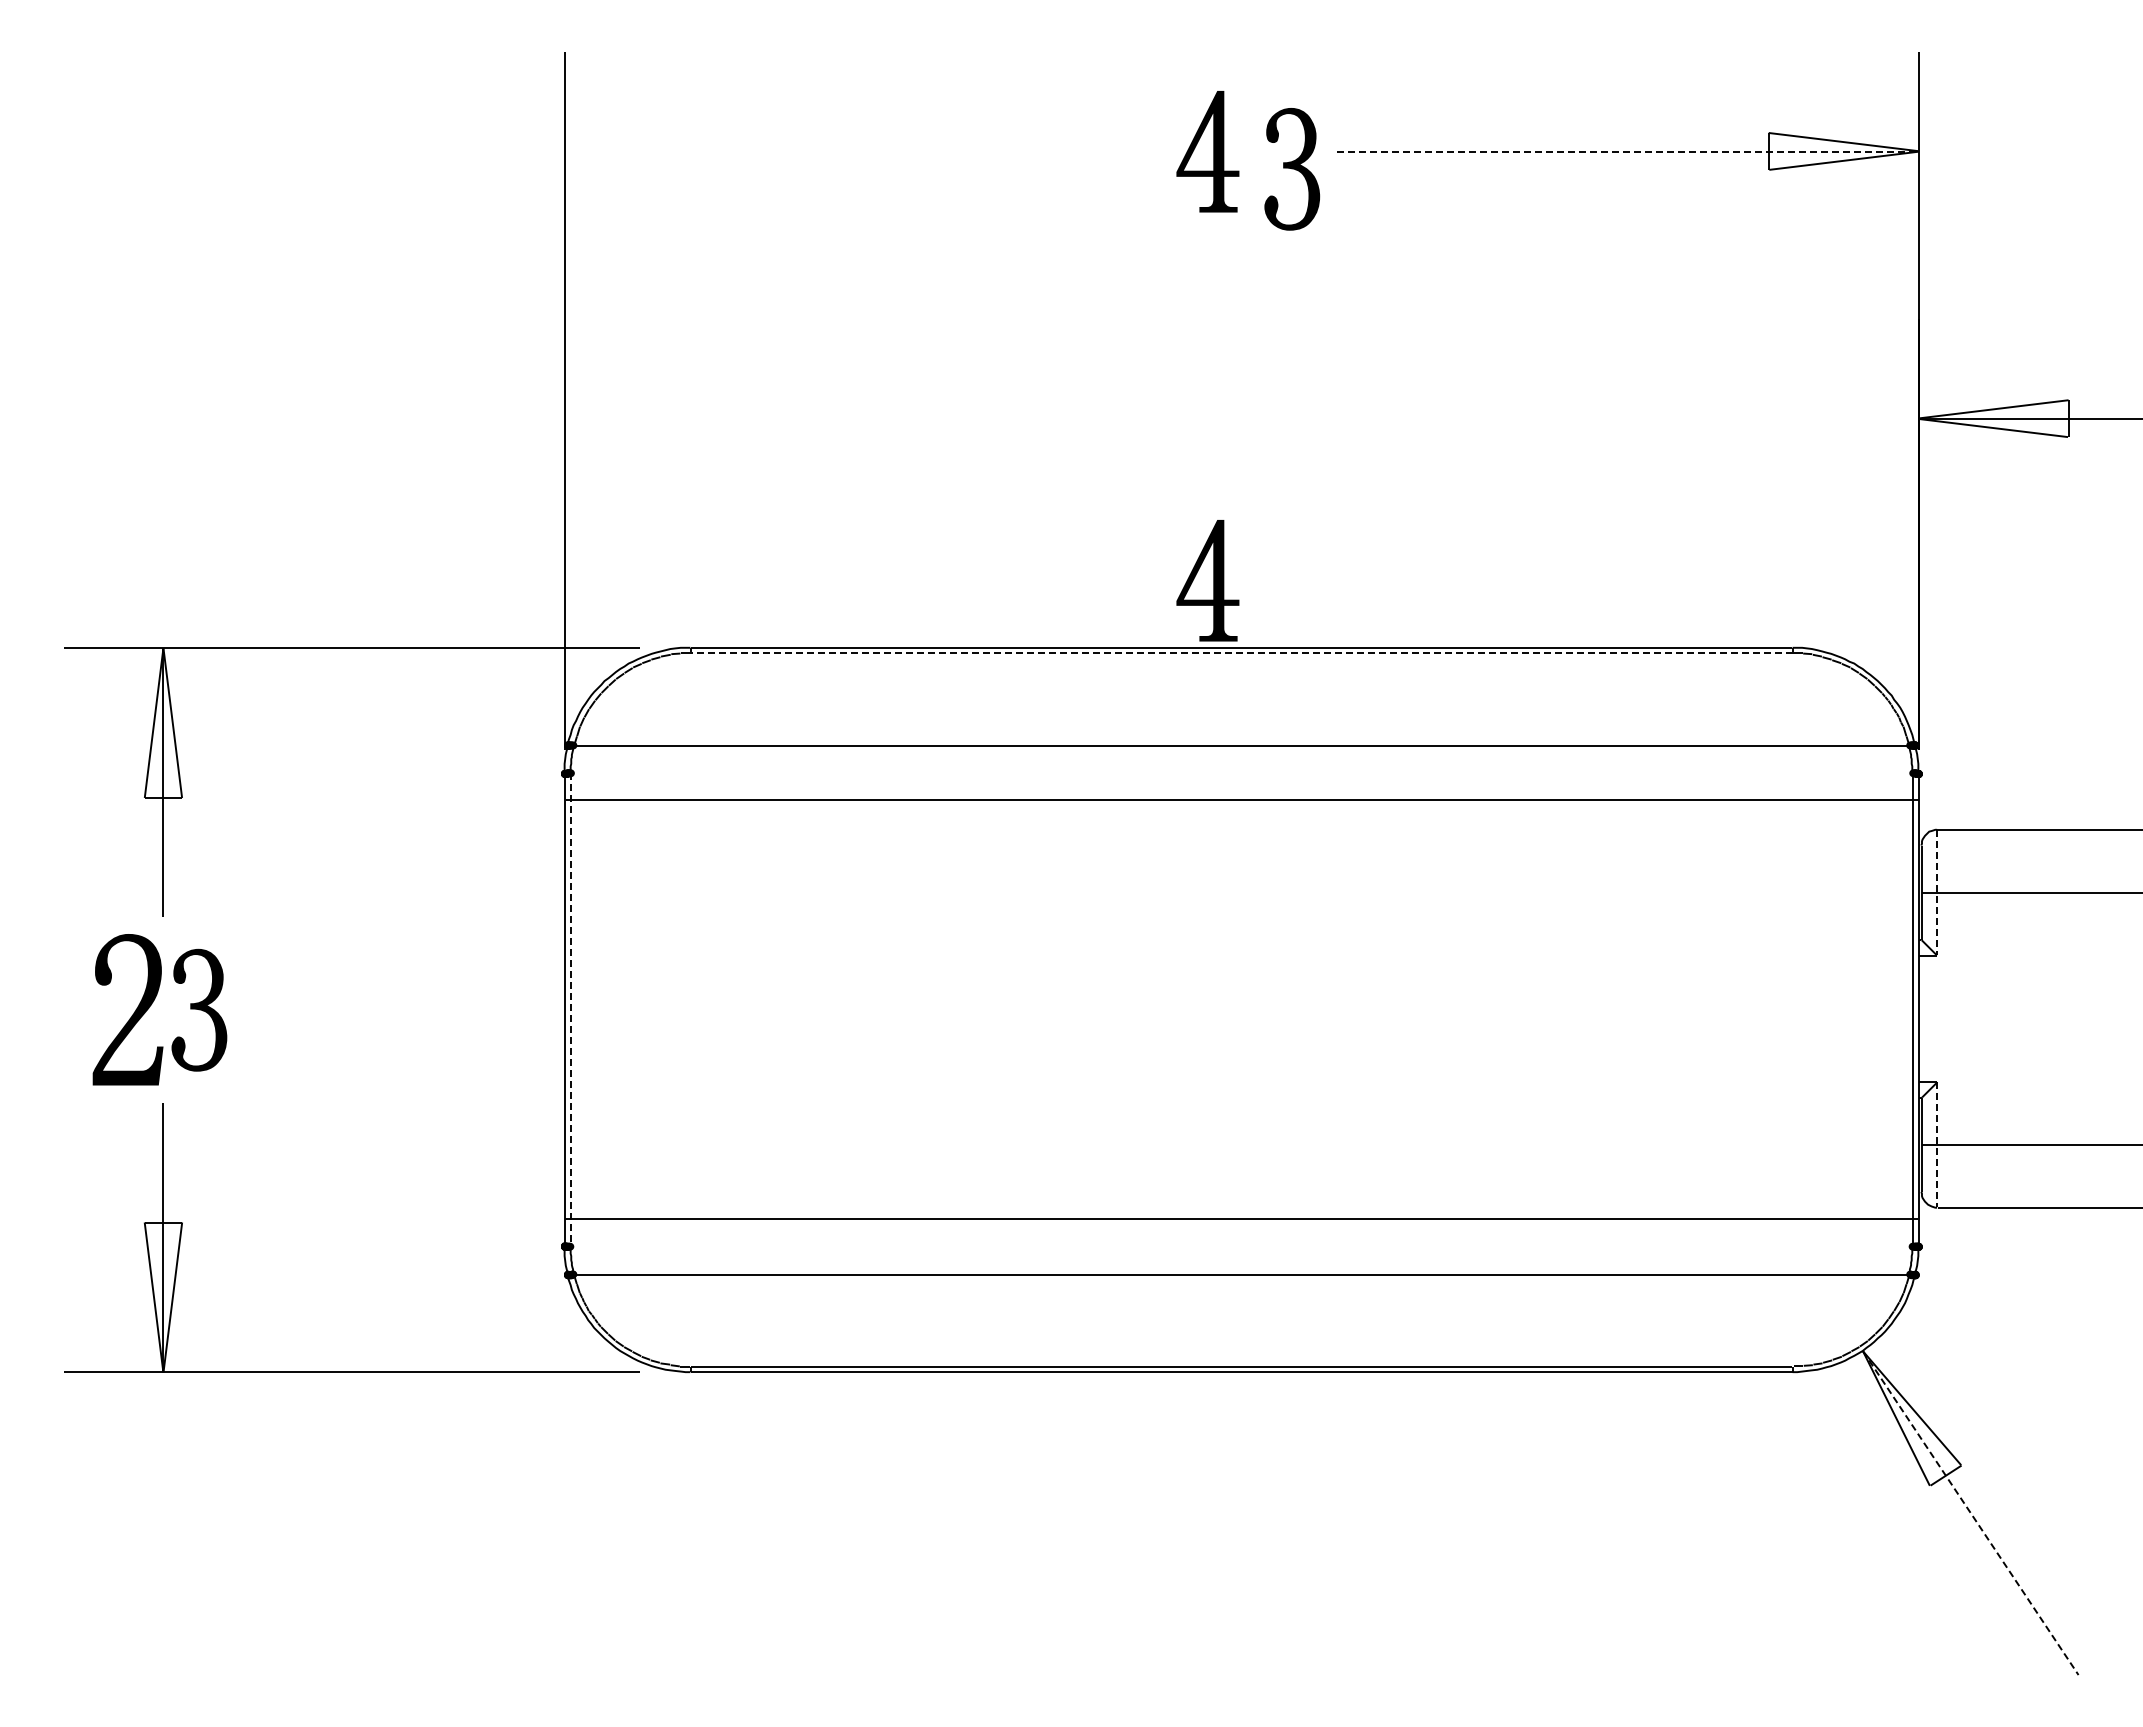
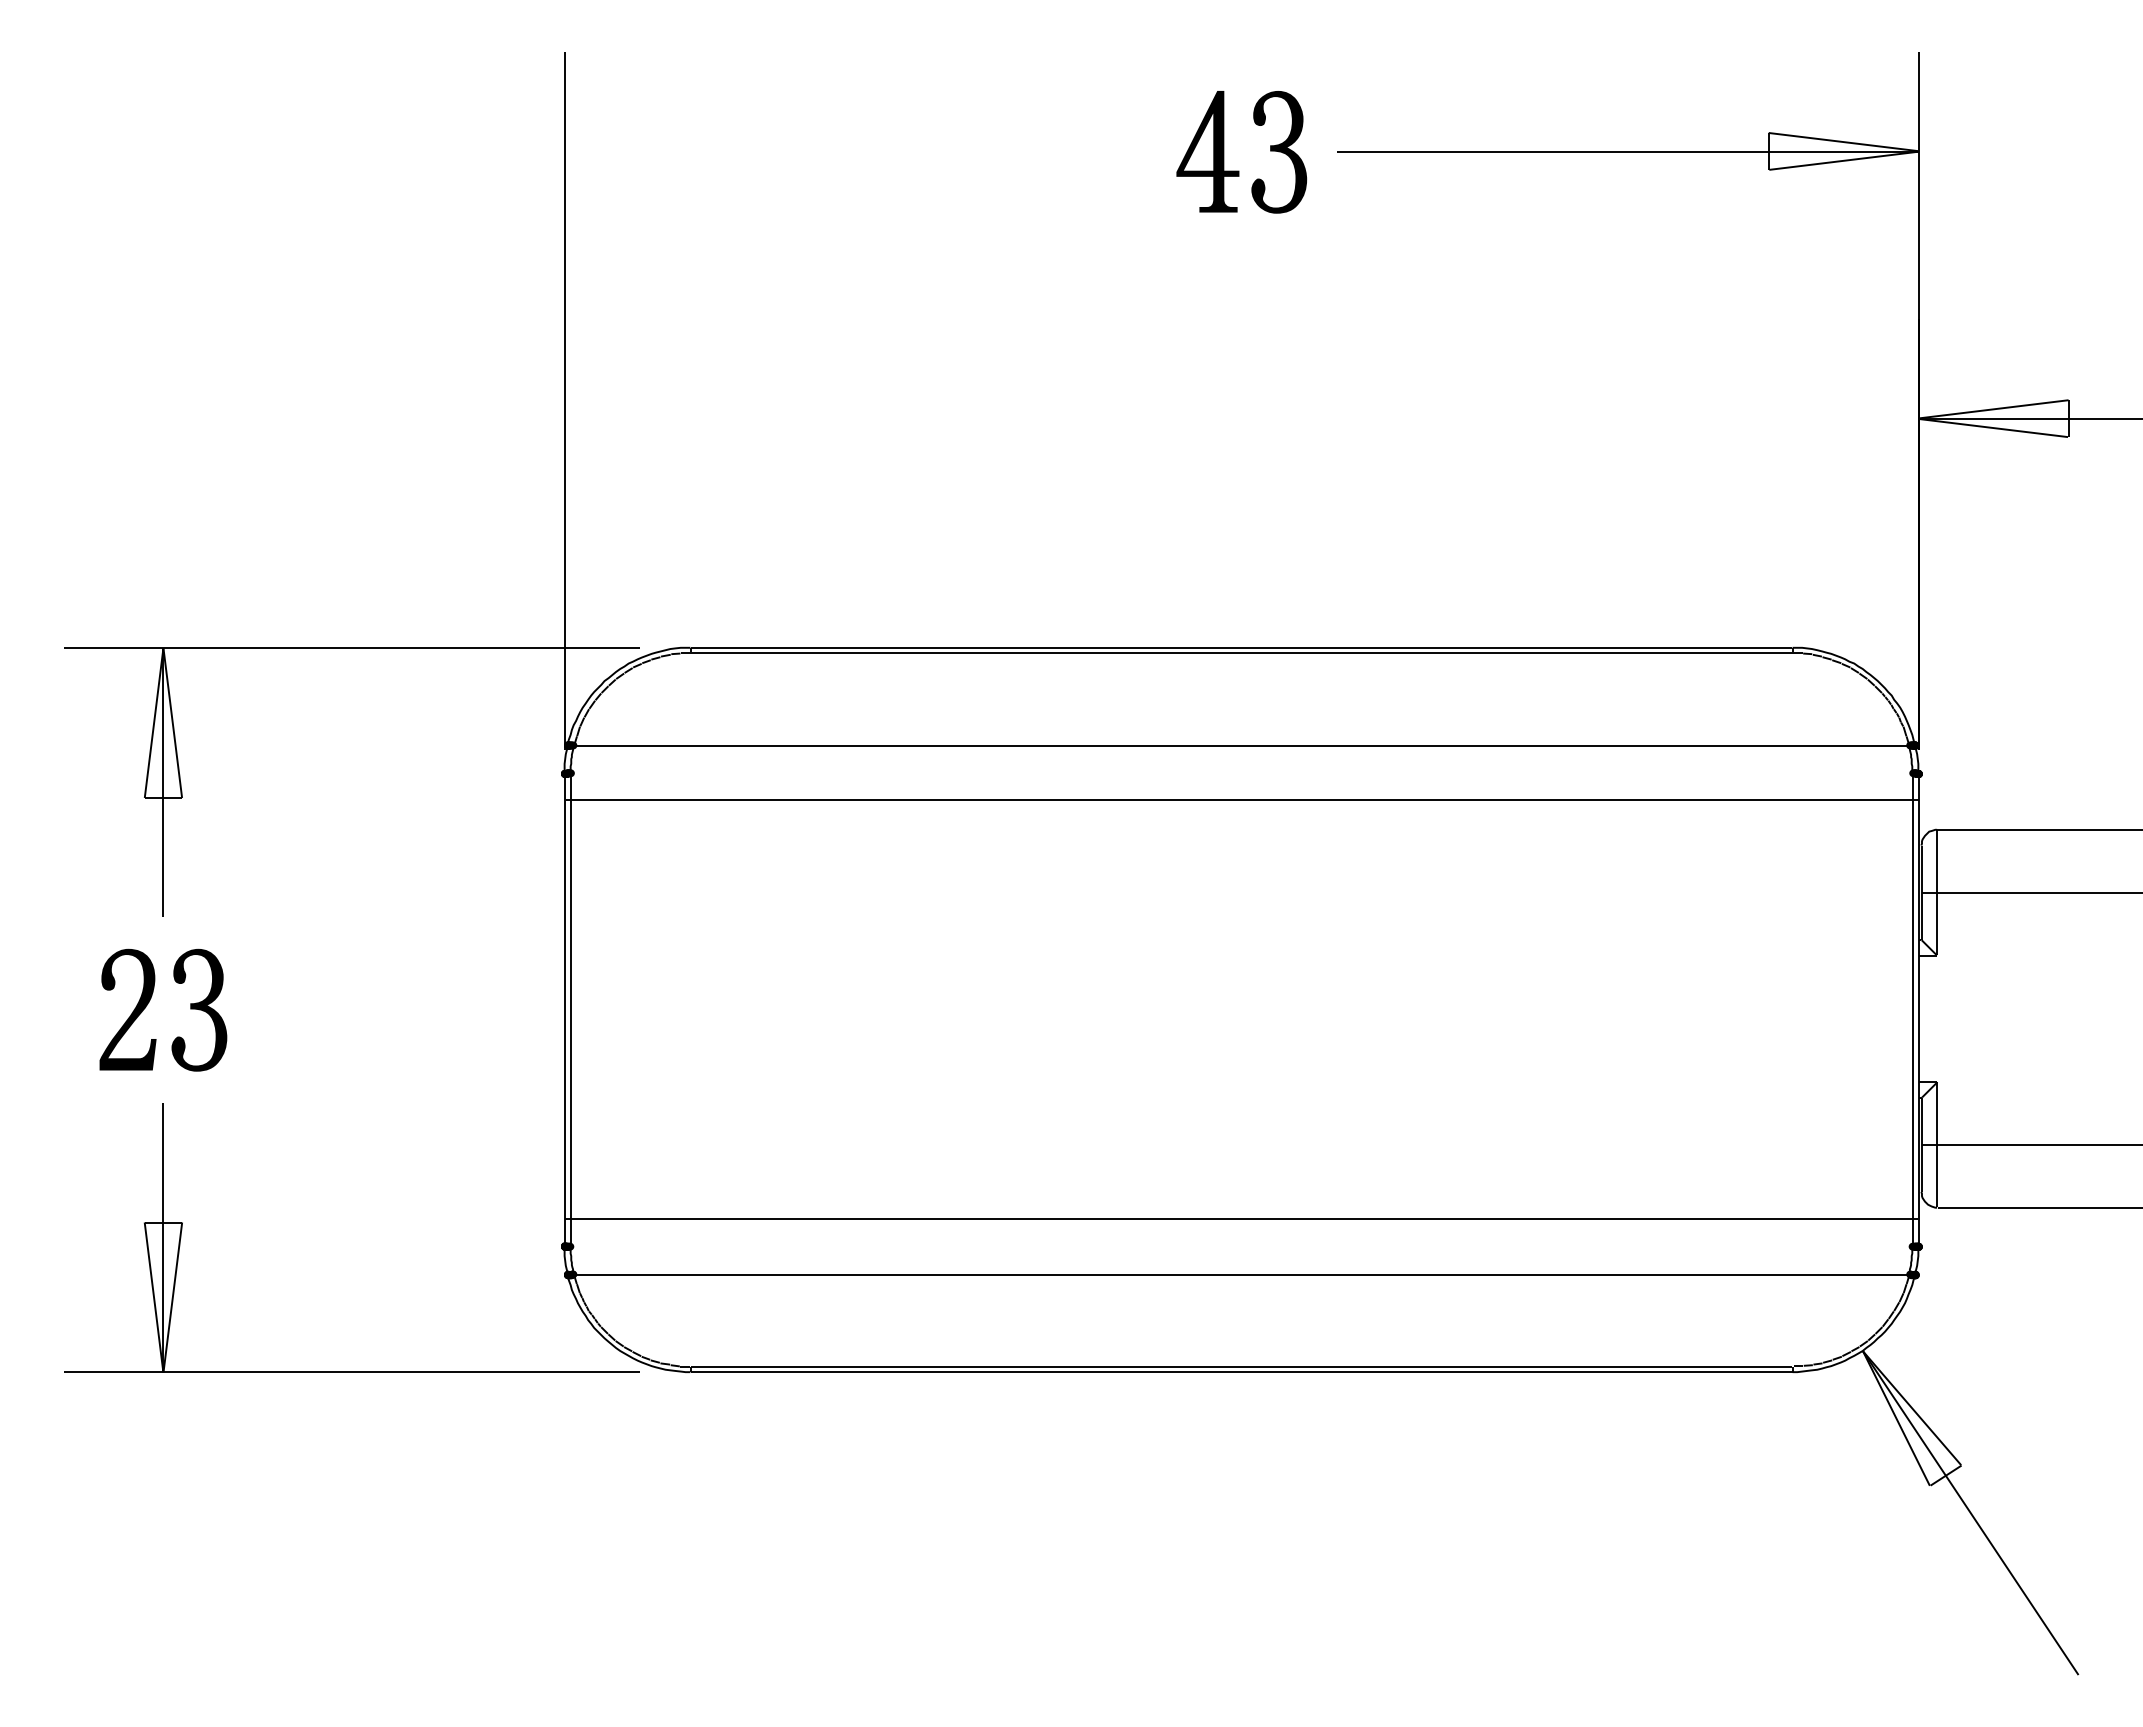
line: dashed -> solid (1627, 151)
part position: (1292, 169) -> (1279, 152) (1279, 152)
part: present -> none (1207, 580)
line: dashed -> solid (1242, 652)
line: dashed -> solid (1937, 892)
part size: 72x152 px -> 58x123 px (127, 1009)
line: dashed -> solid (570, 1010)
line: dashed -> solid (1937, 1144)
line: dashed -> solid (1971, 1513)
